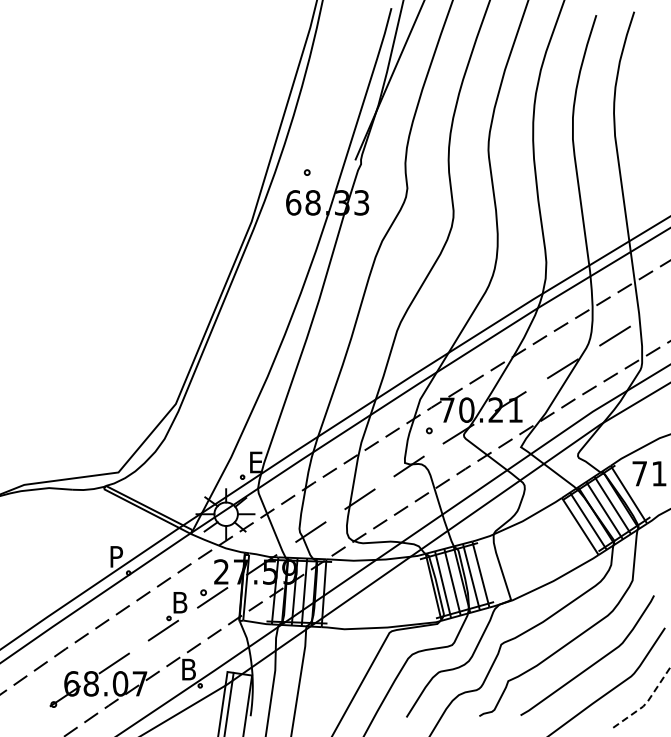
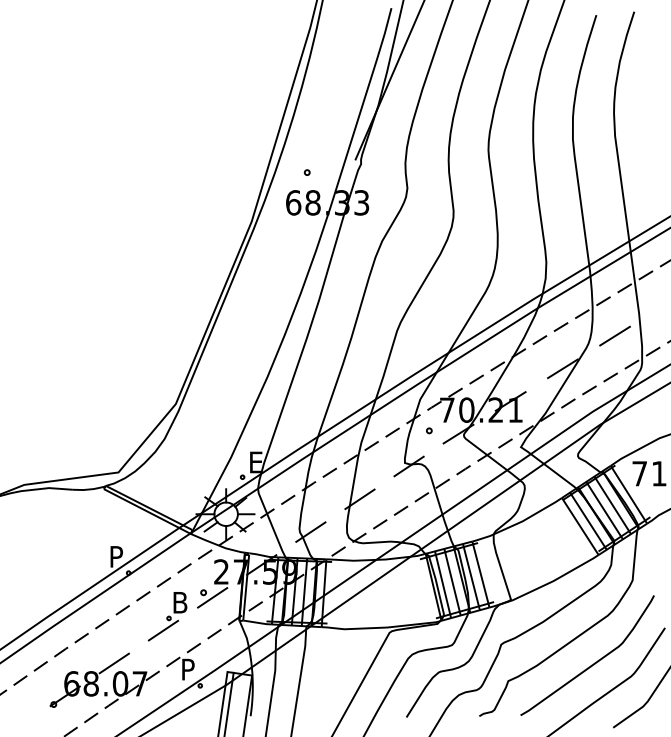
text: B -> P (189, 669)
line: dashed -> solid (646, 702)
